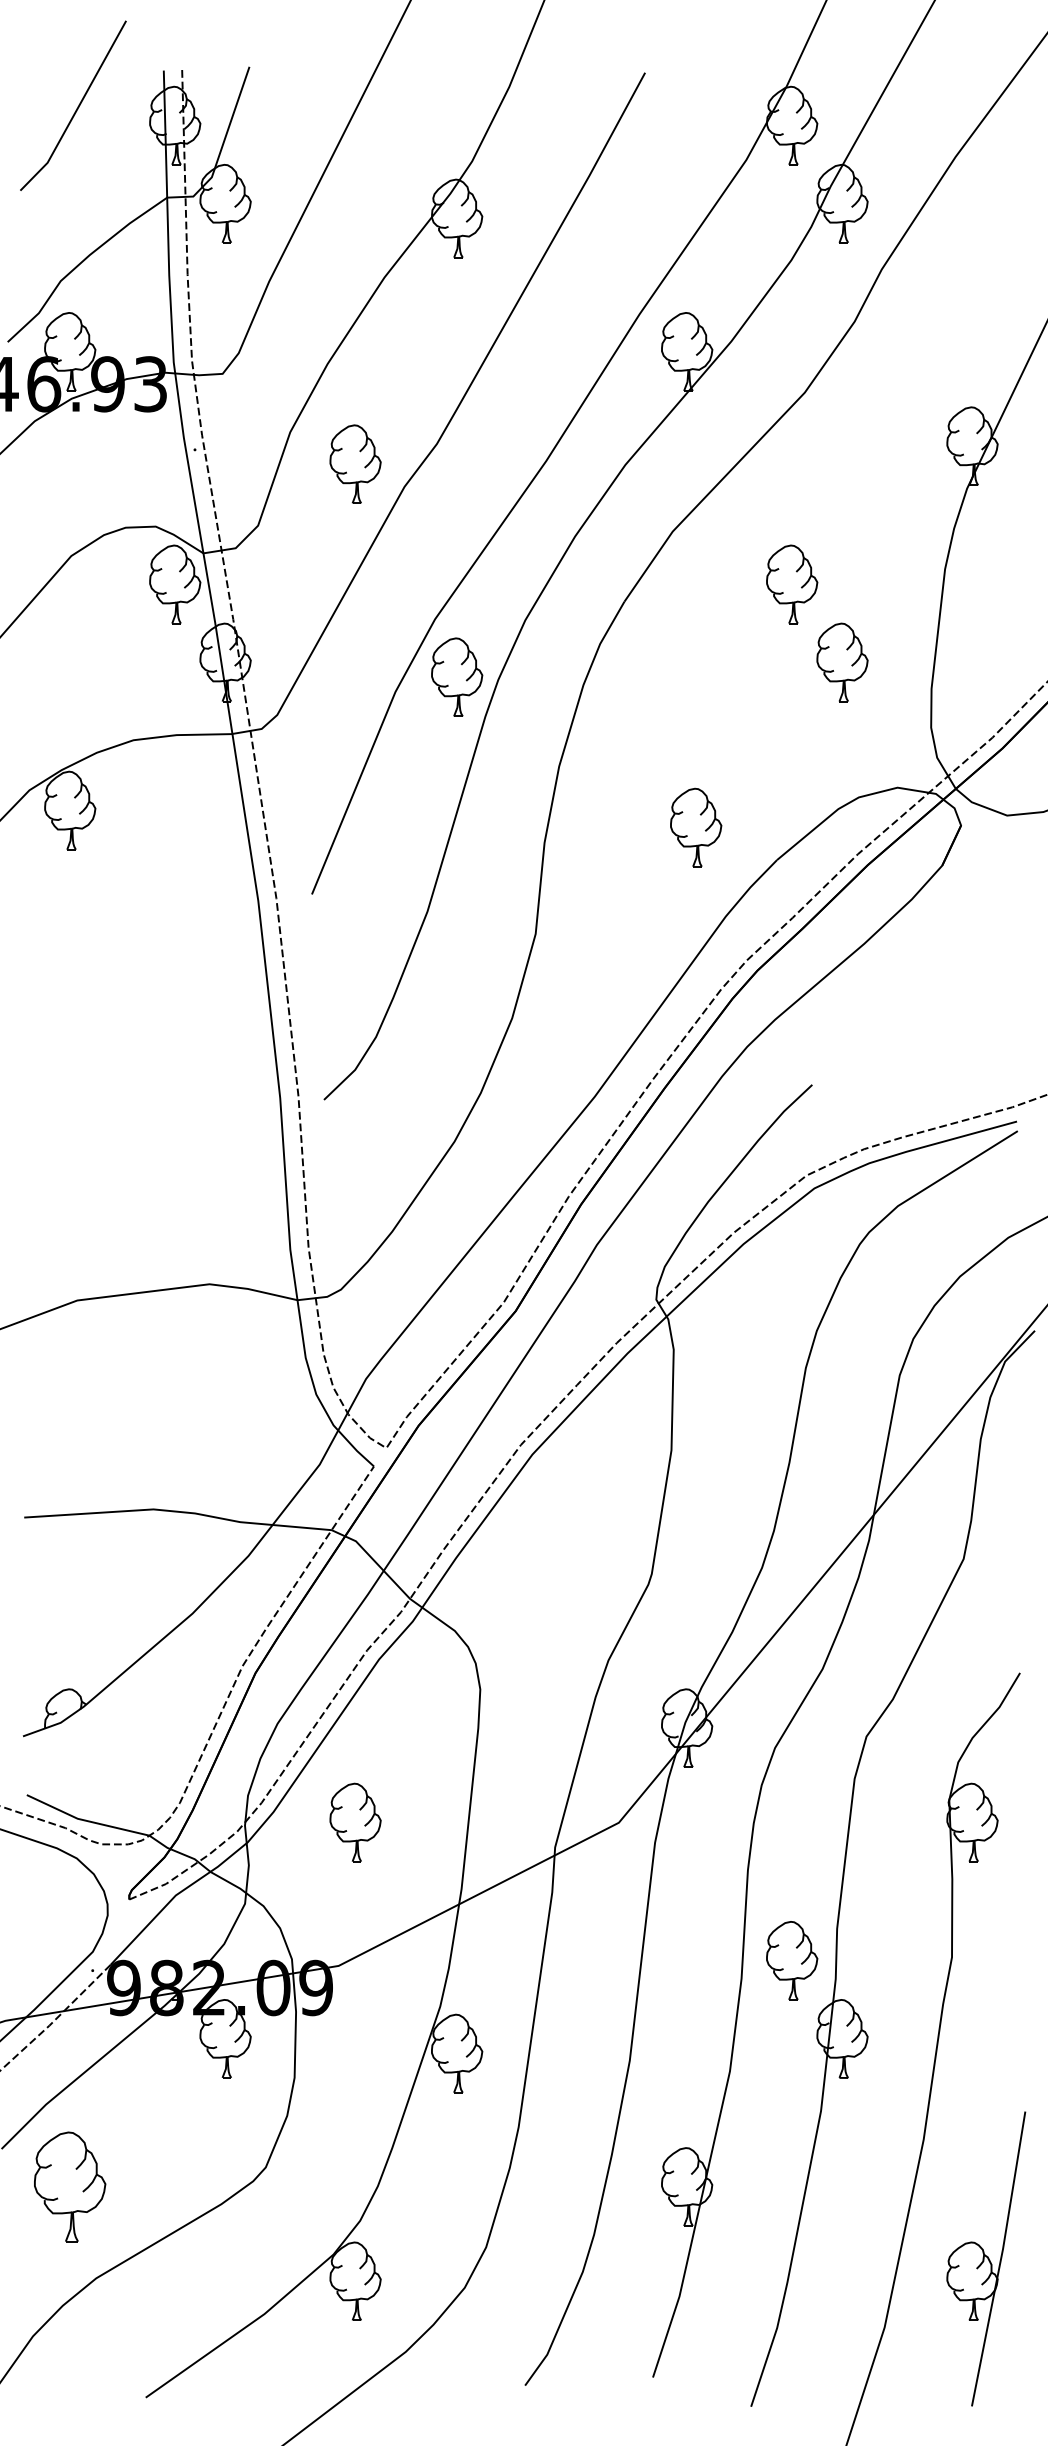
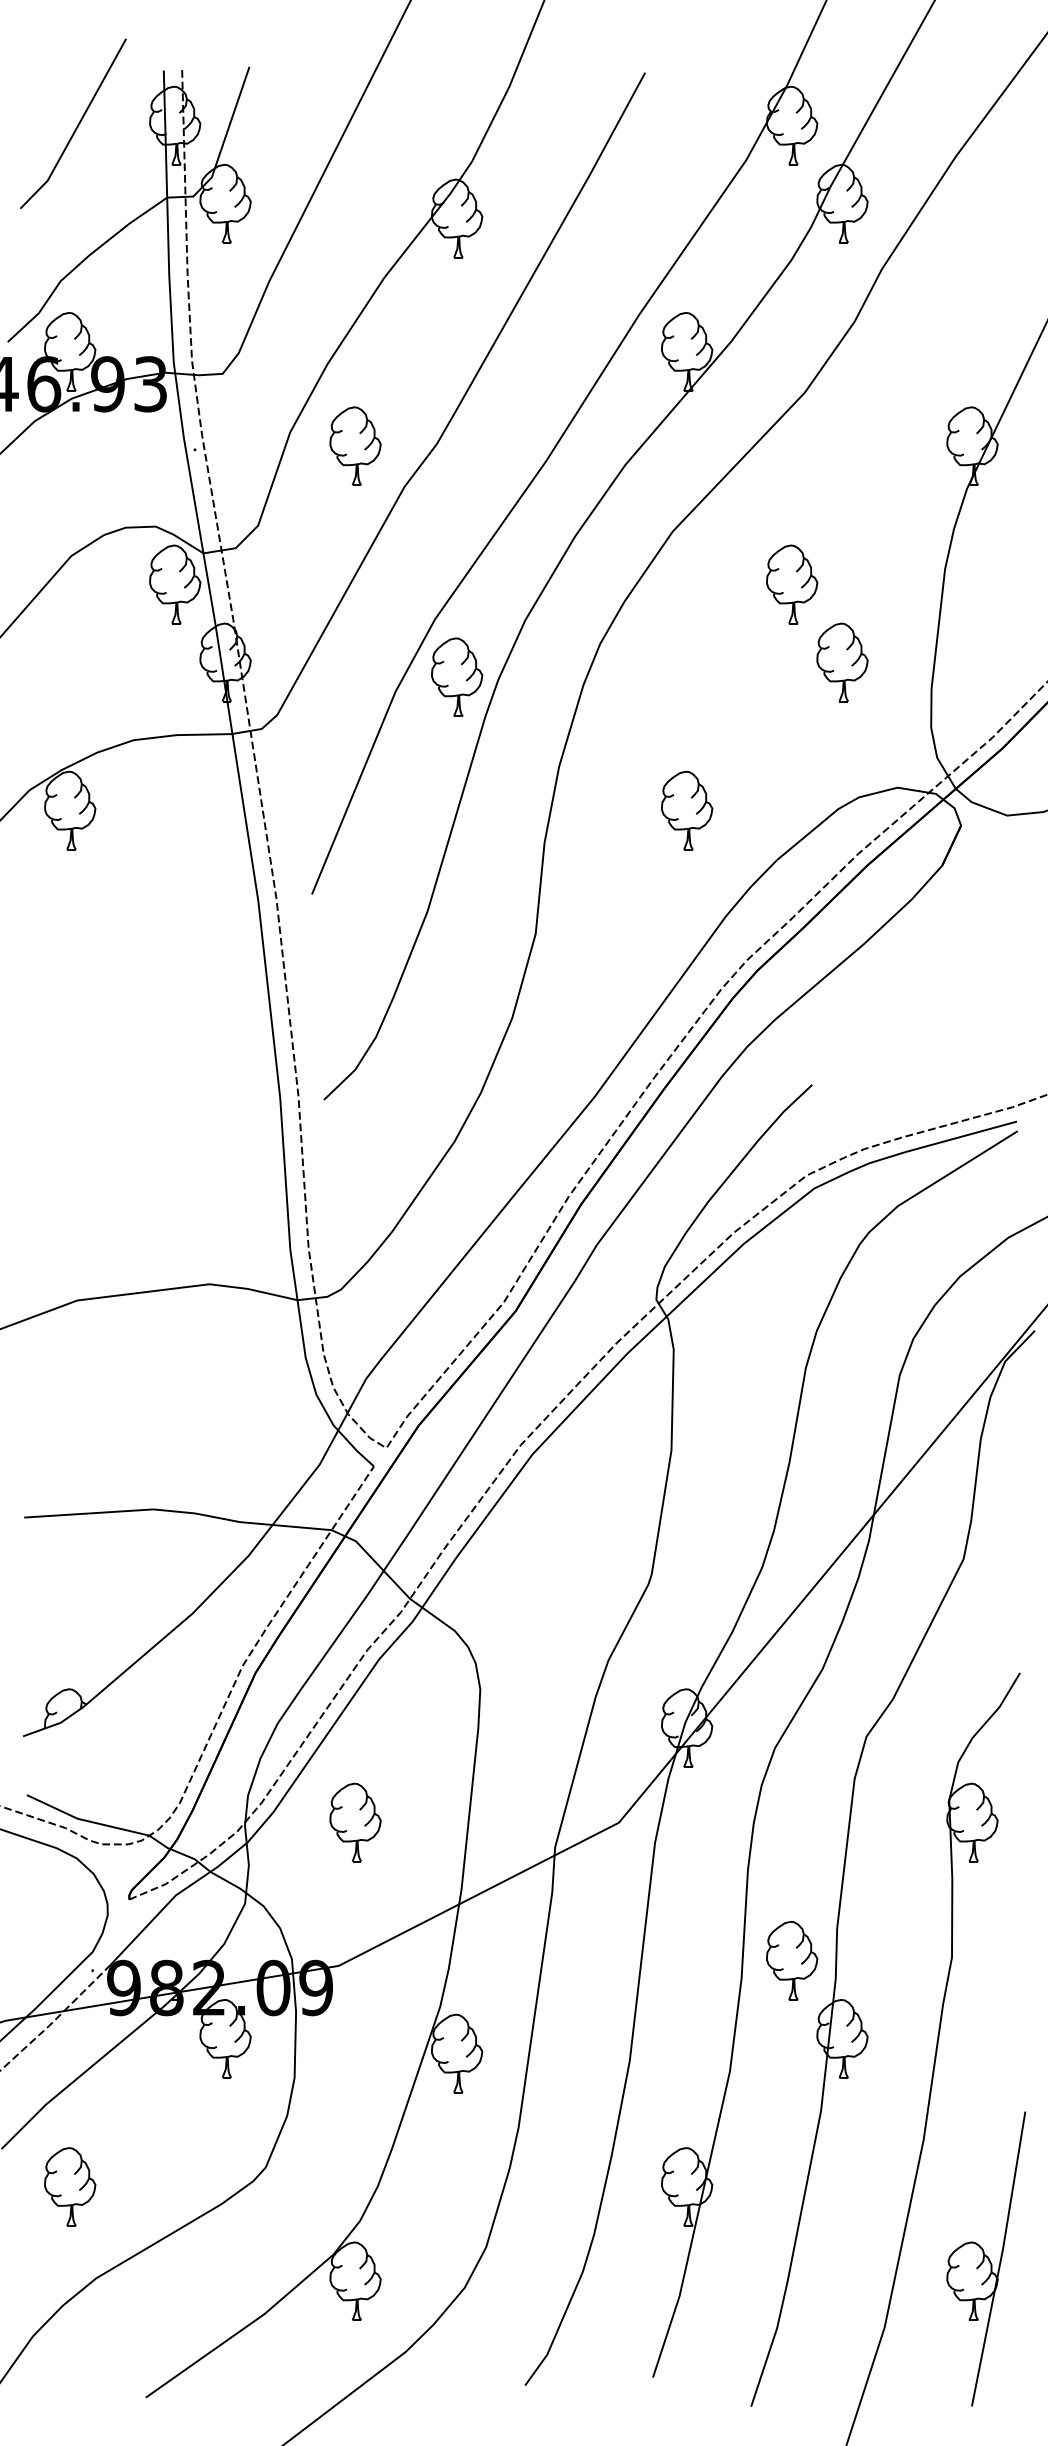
line position: (77, 106) -> (77, 124) (77, 124)
part position: (355, 463) -> (355, 445) (355, 445)
part position: (696, 827) -> (687, 810) (687, 810)
part size: 73x112 px -> 53x80 px (70, 2186)
